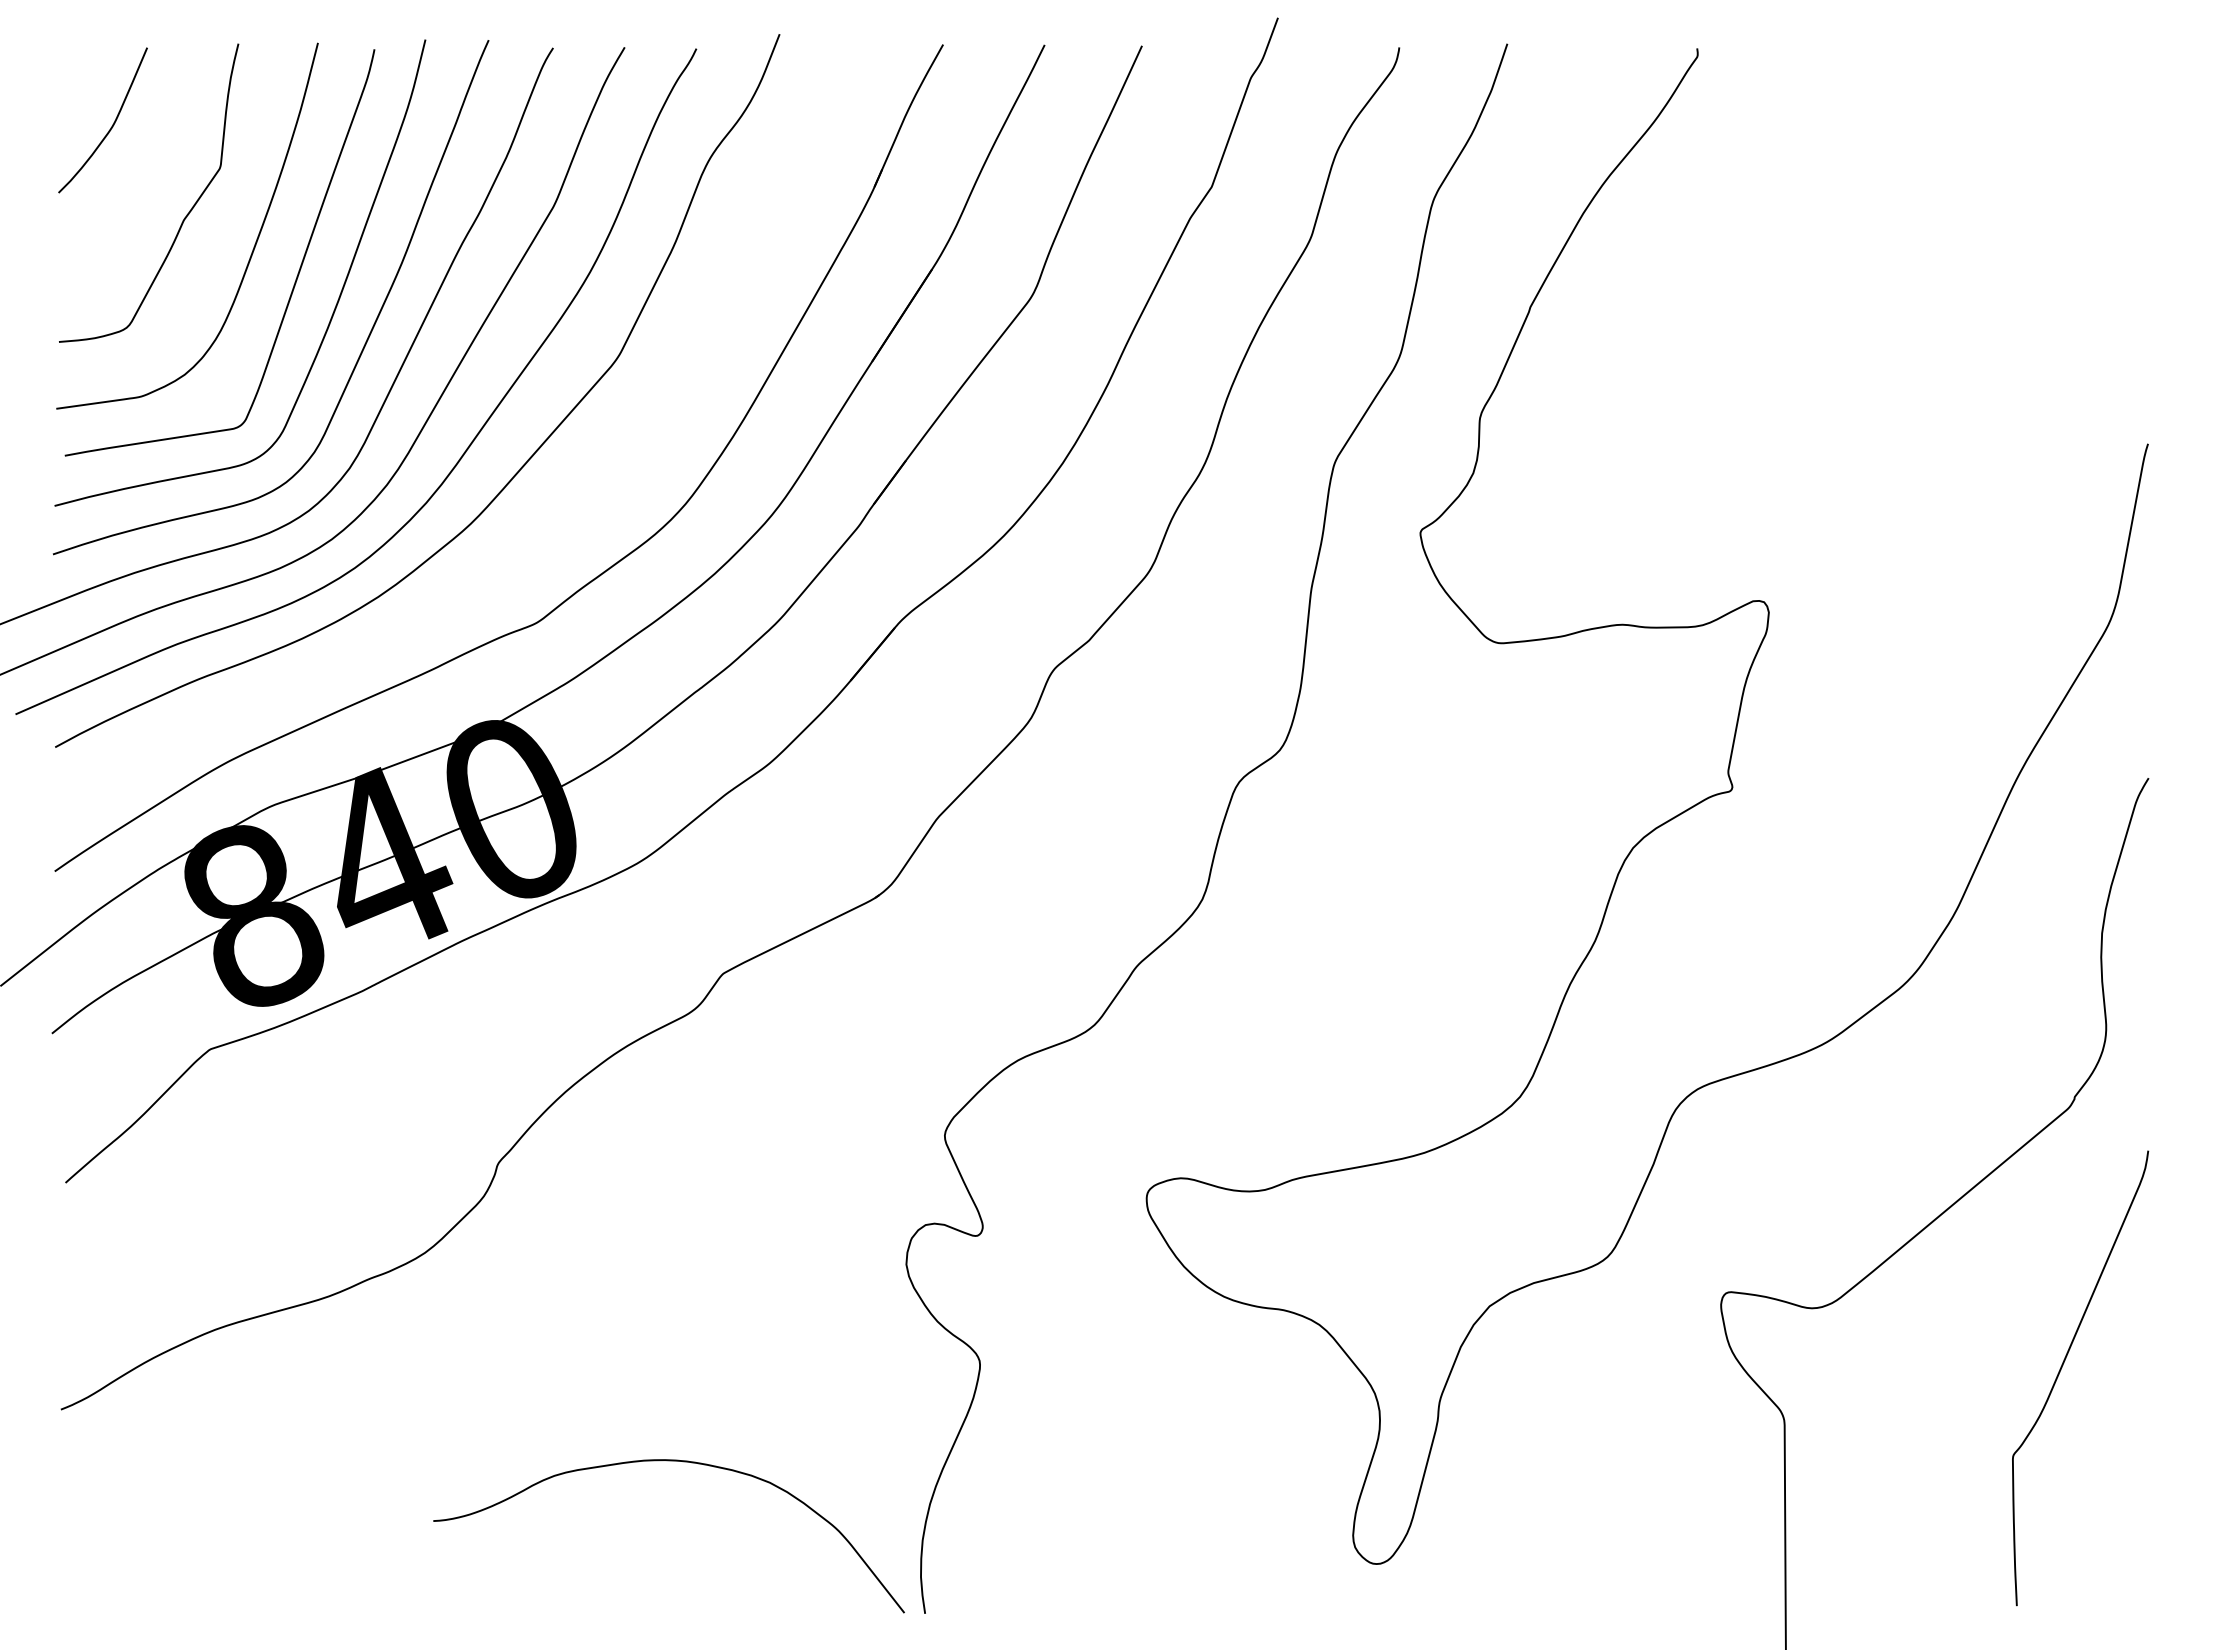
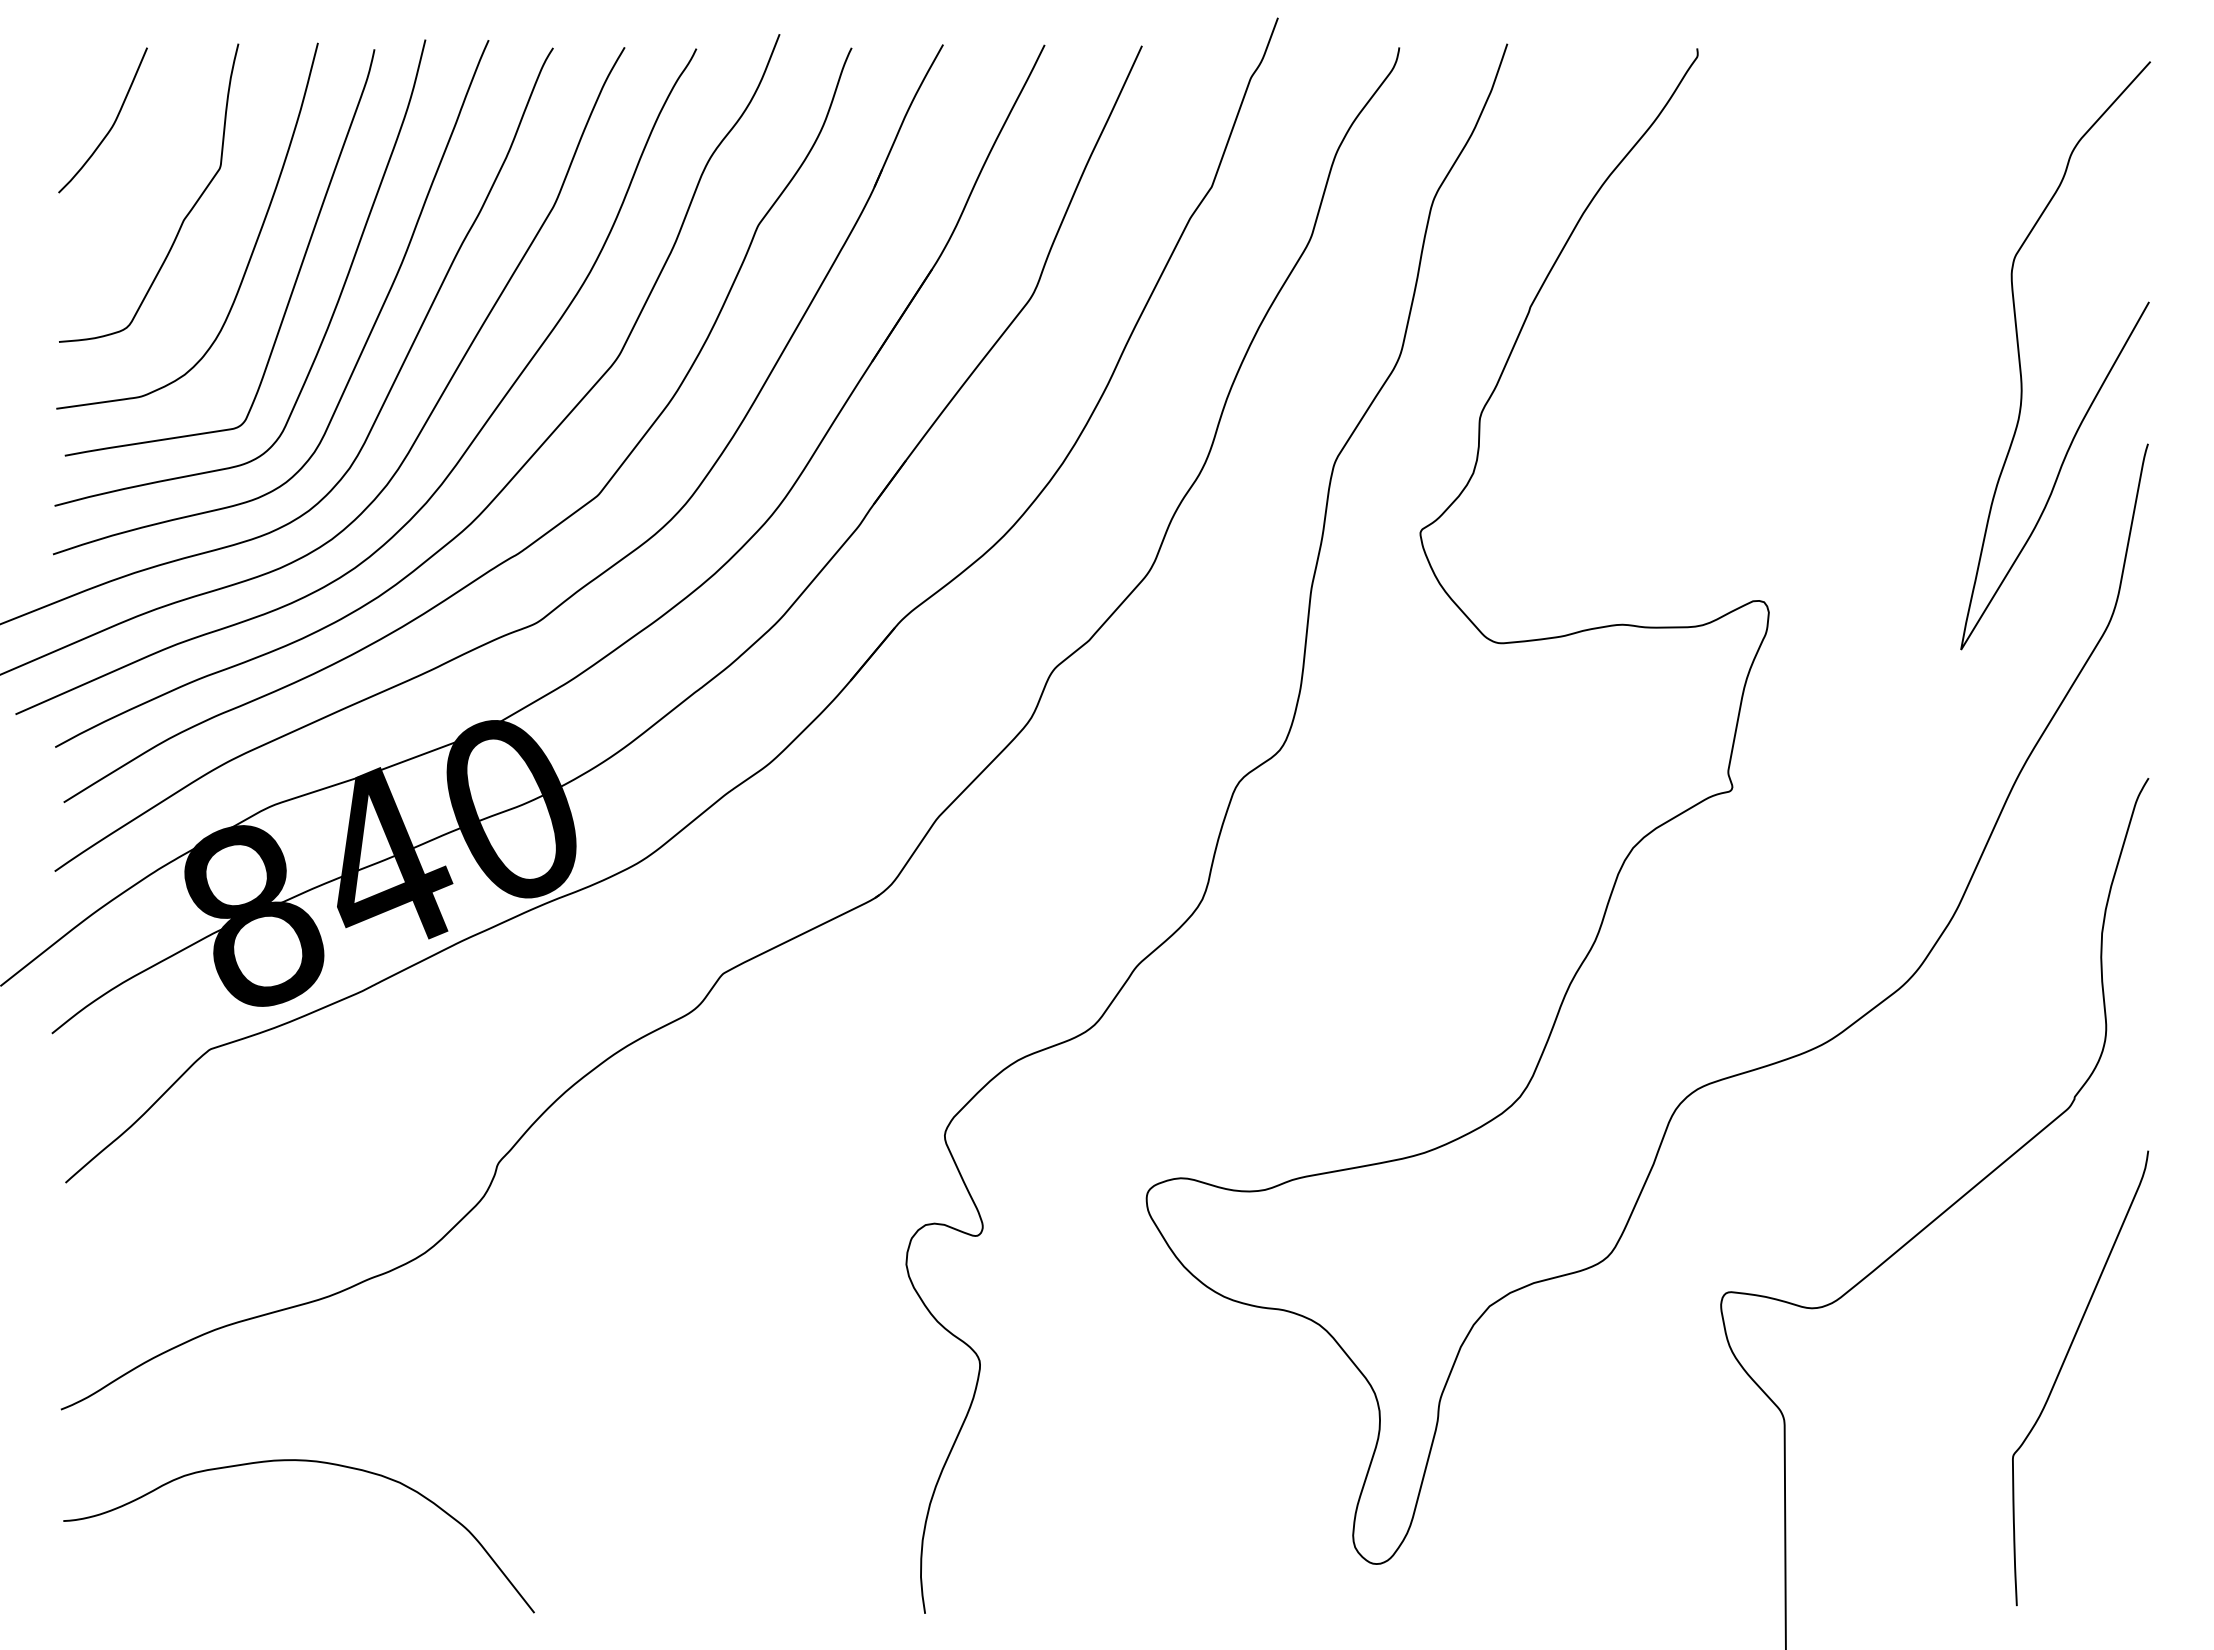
curve: none -> present (2020, 357)
curve: none -> present (541, 535)
curve position: (668, 1461) -> (298, 1461) (298, 1461)
